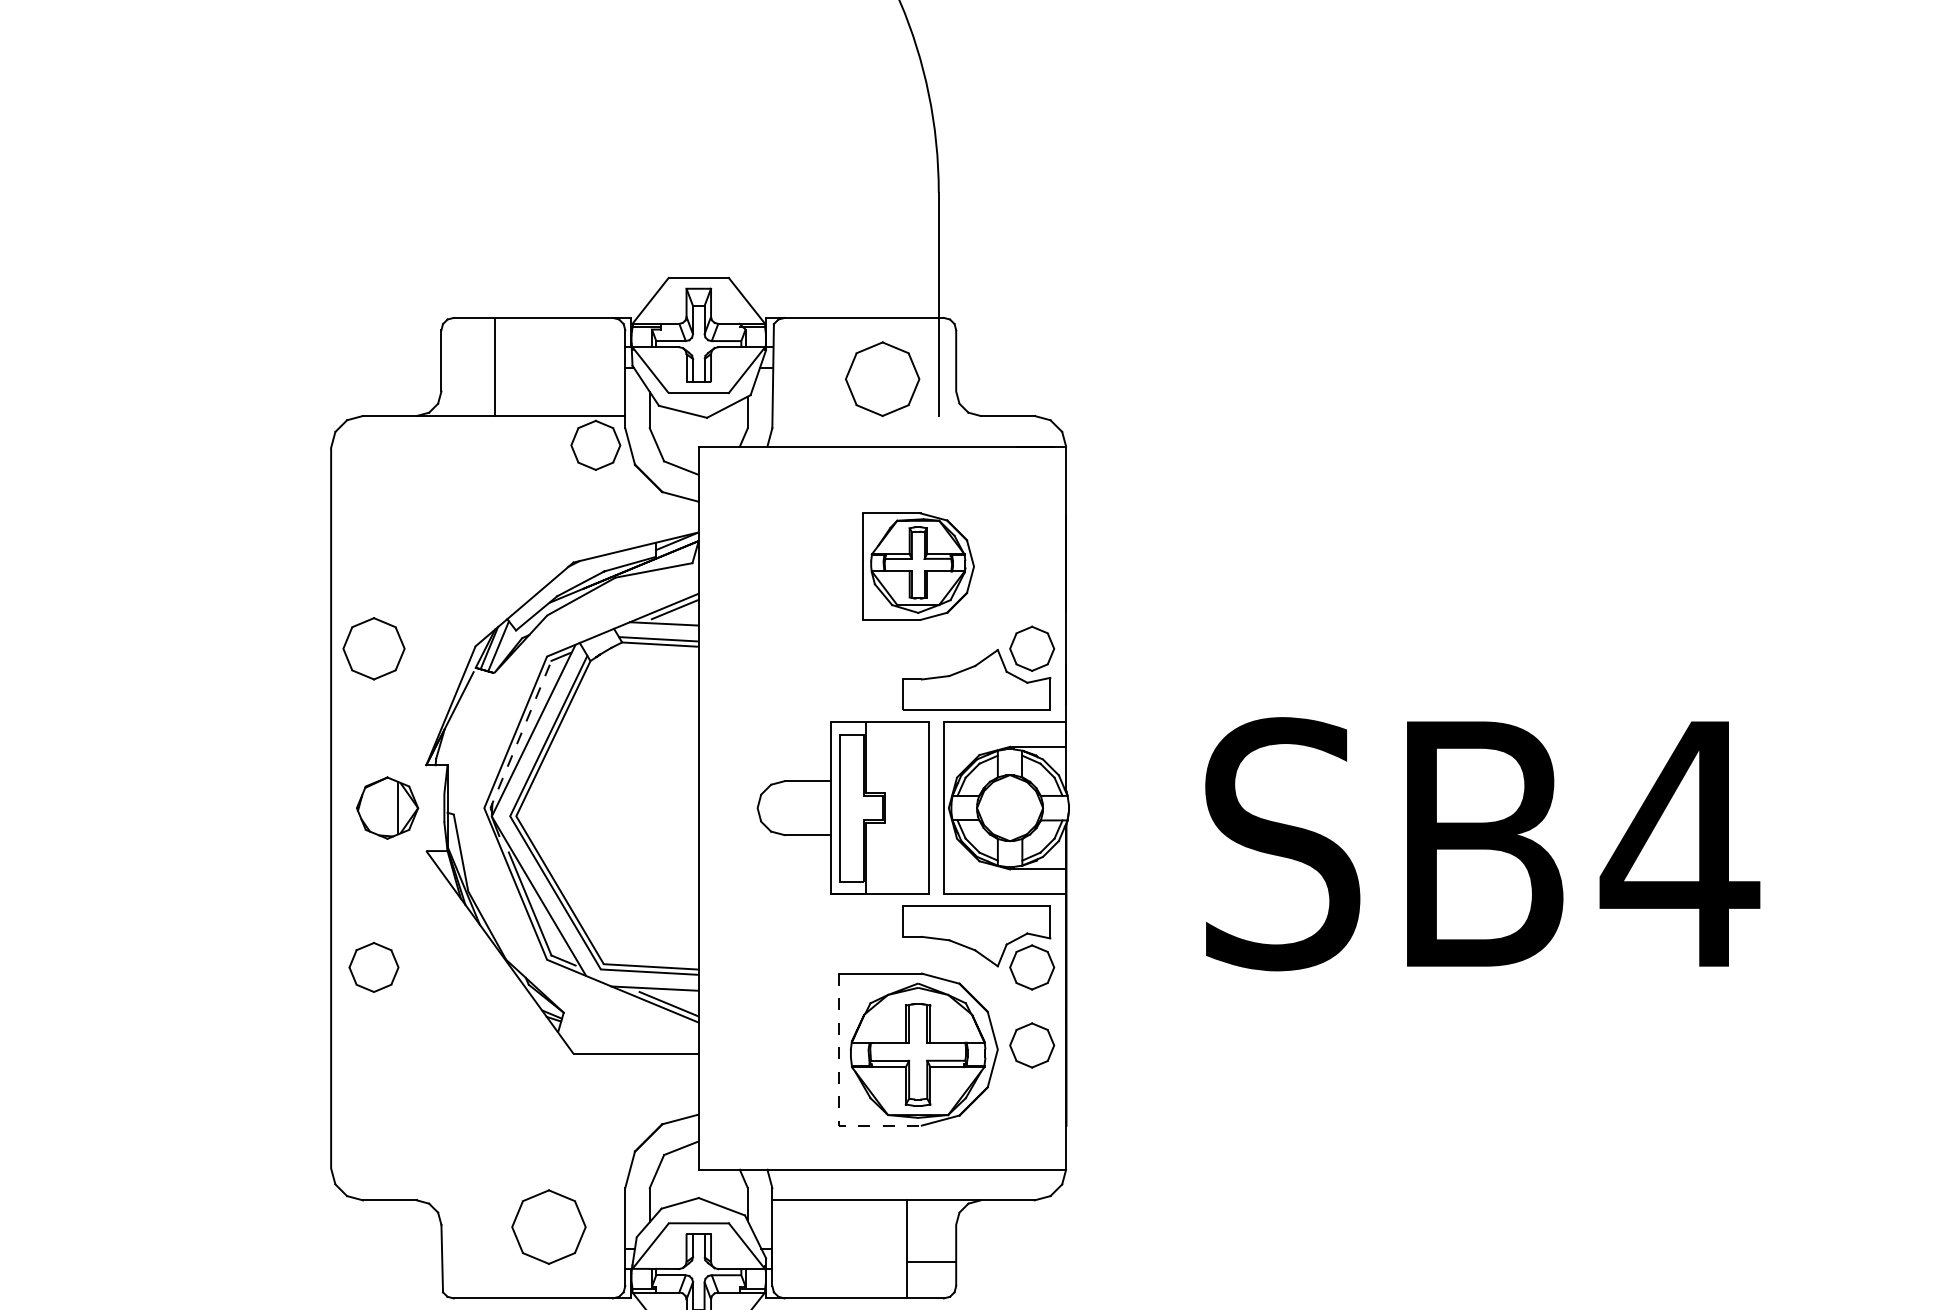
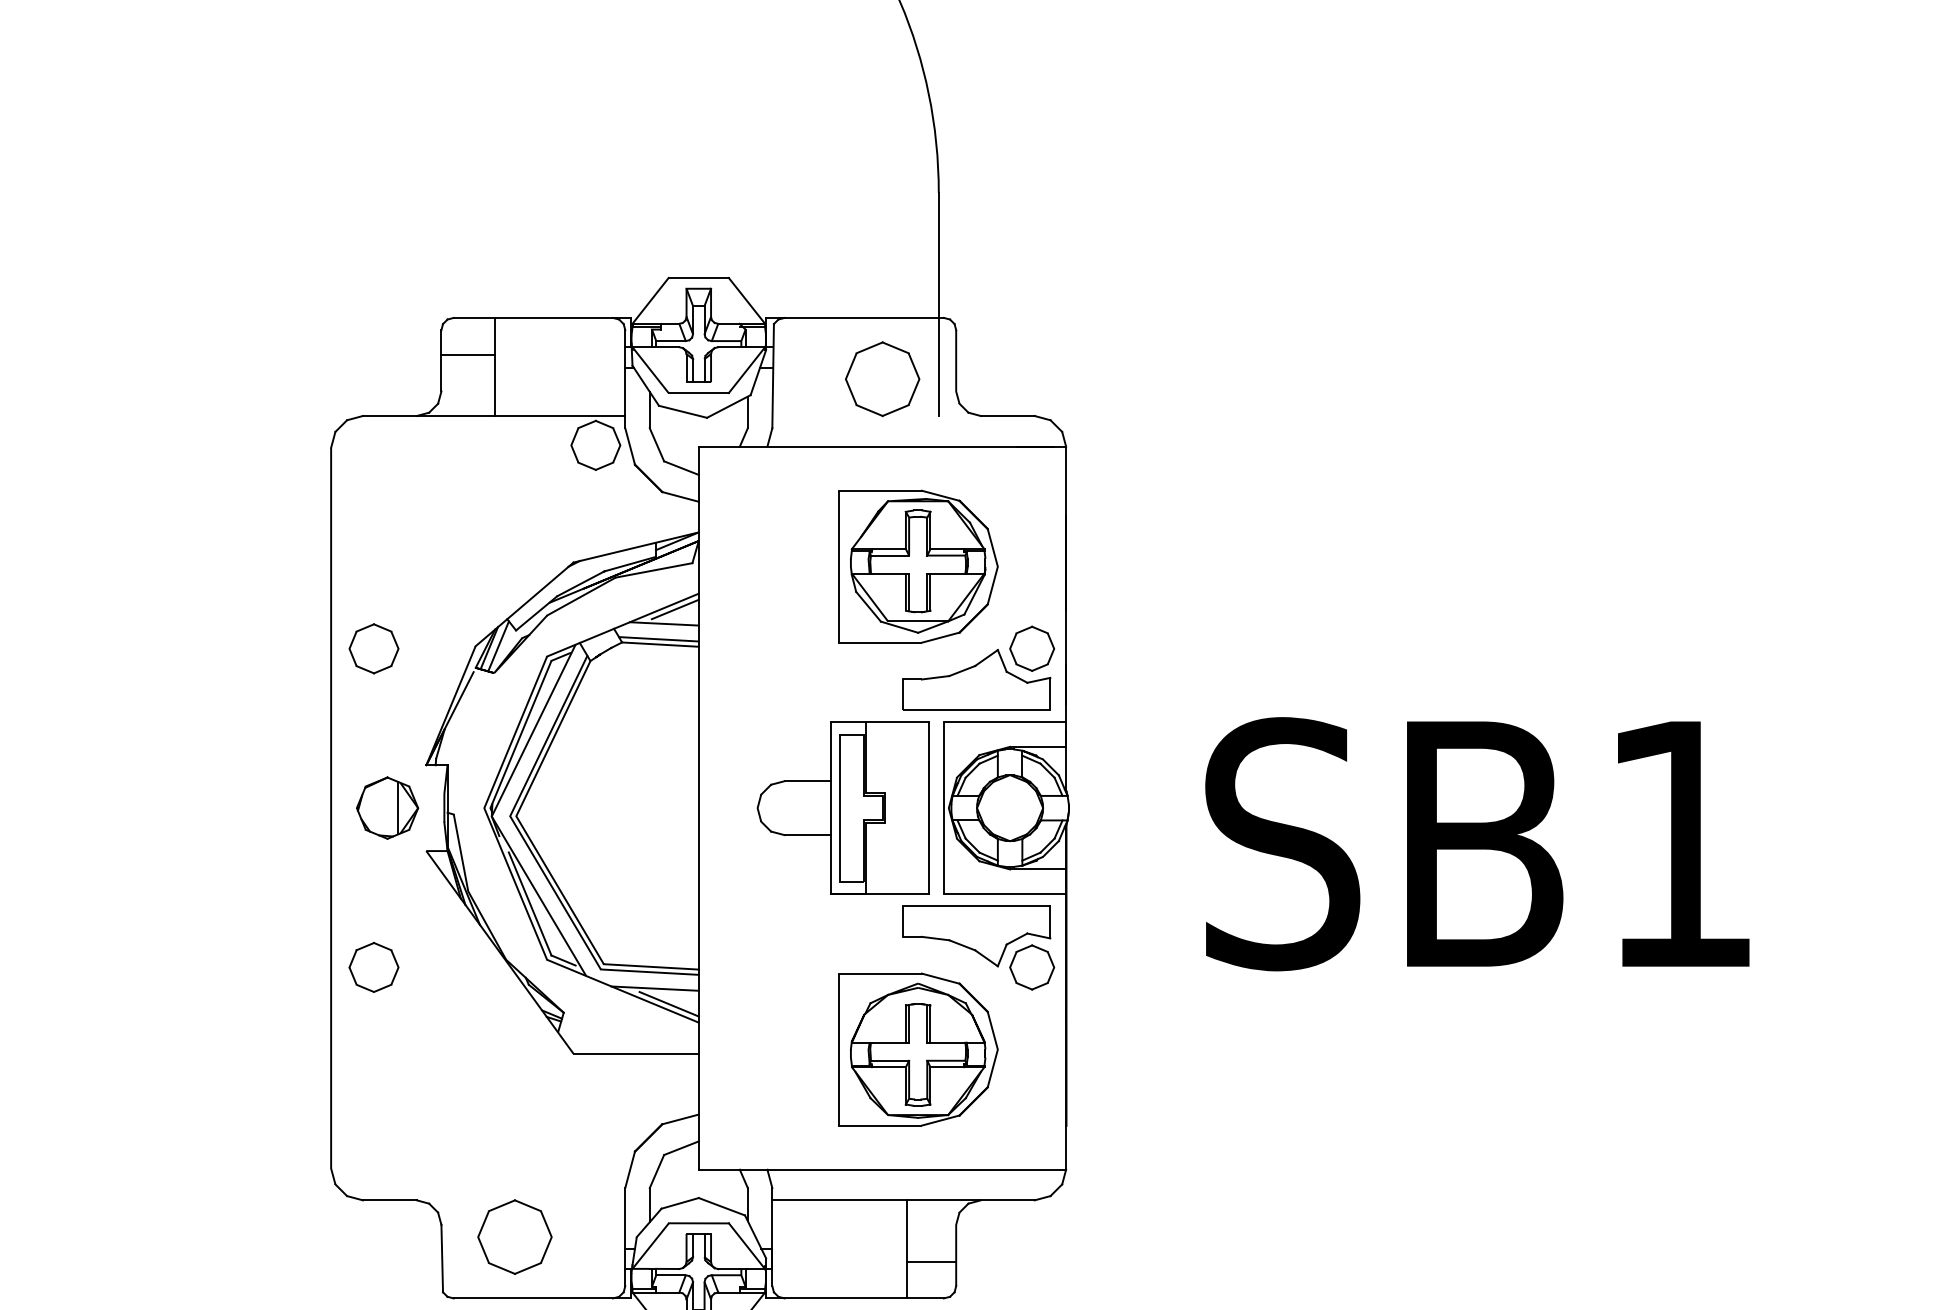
line: none -> present (468, 354)
part size: 113x109 px -> 161x155 px (918, 566)
part size: 64x64 px -> 52x52 px (373, 648)
line: dashed -> solid (519, 737)
text: SB4 -> SB1 (1679, 843)
part: present -> none (1032, 1045)
line: dashed -> solid (838, 1092)
part position: (548, 1226) -> (514, 1236) (514, 1236)
